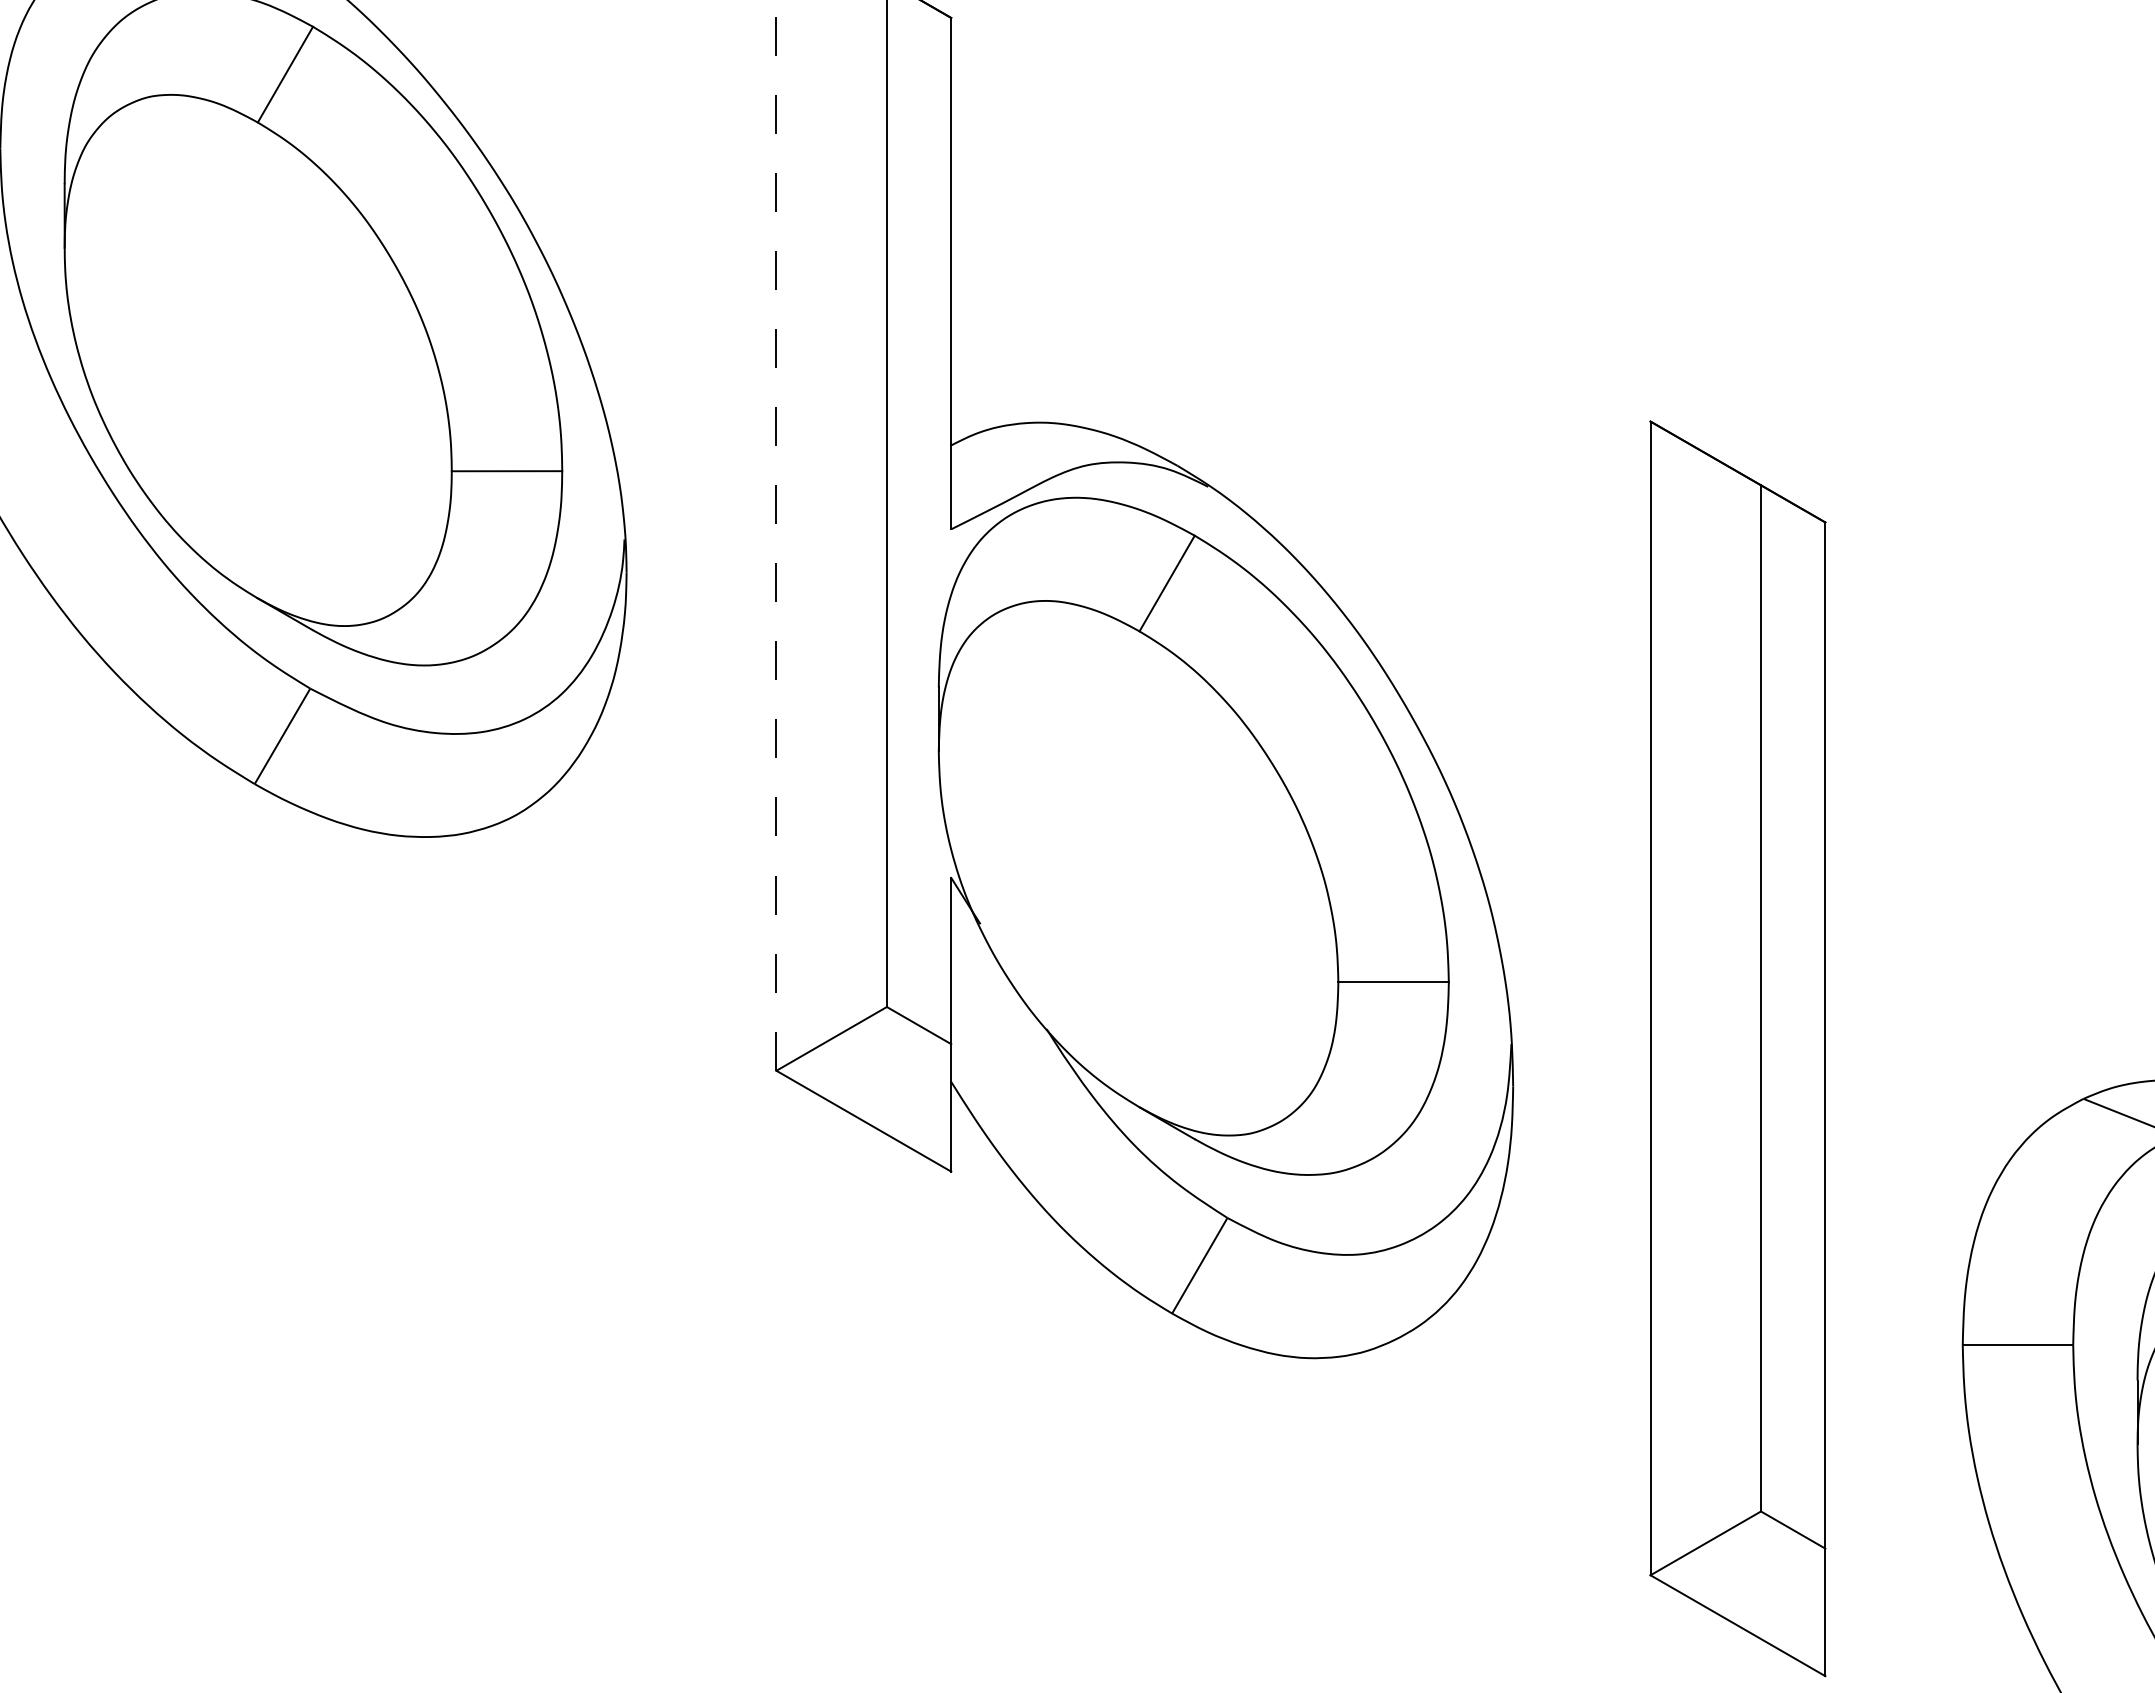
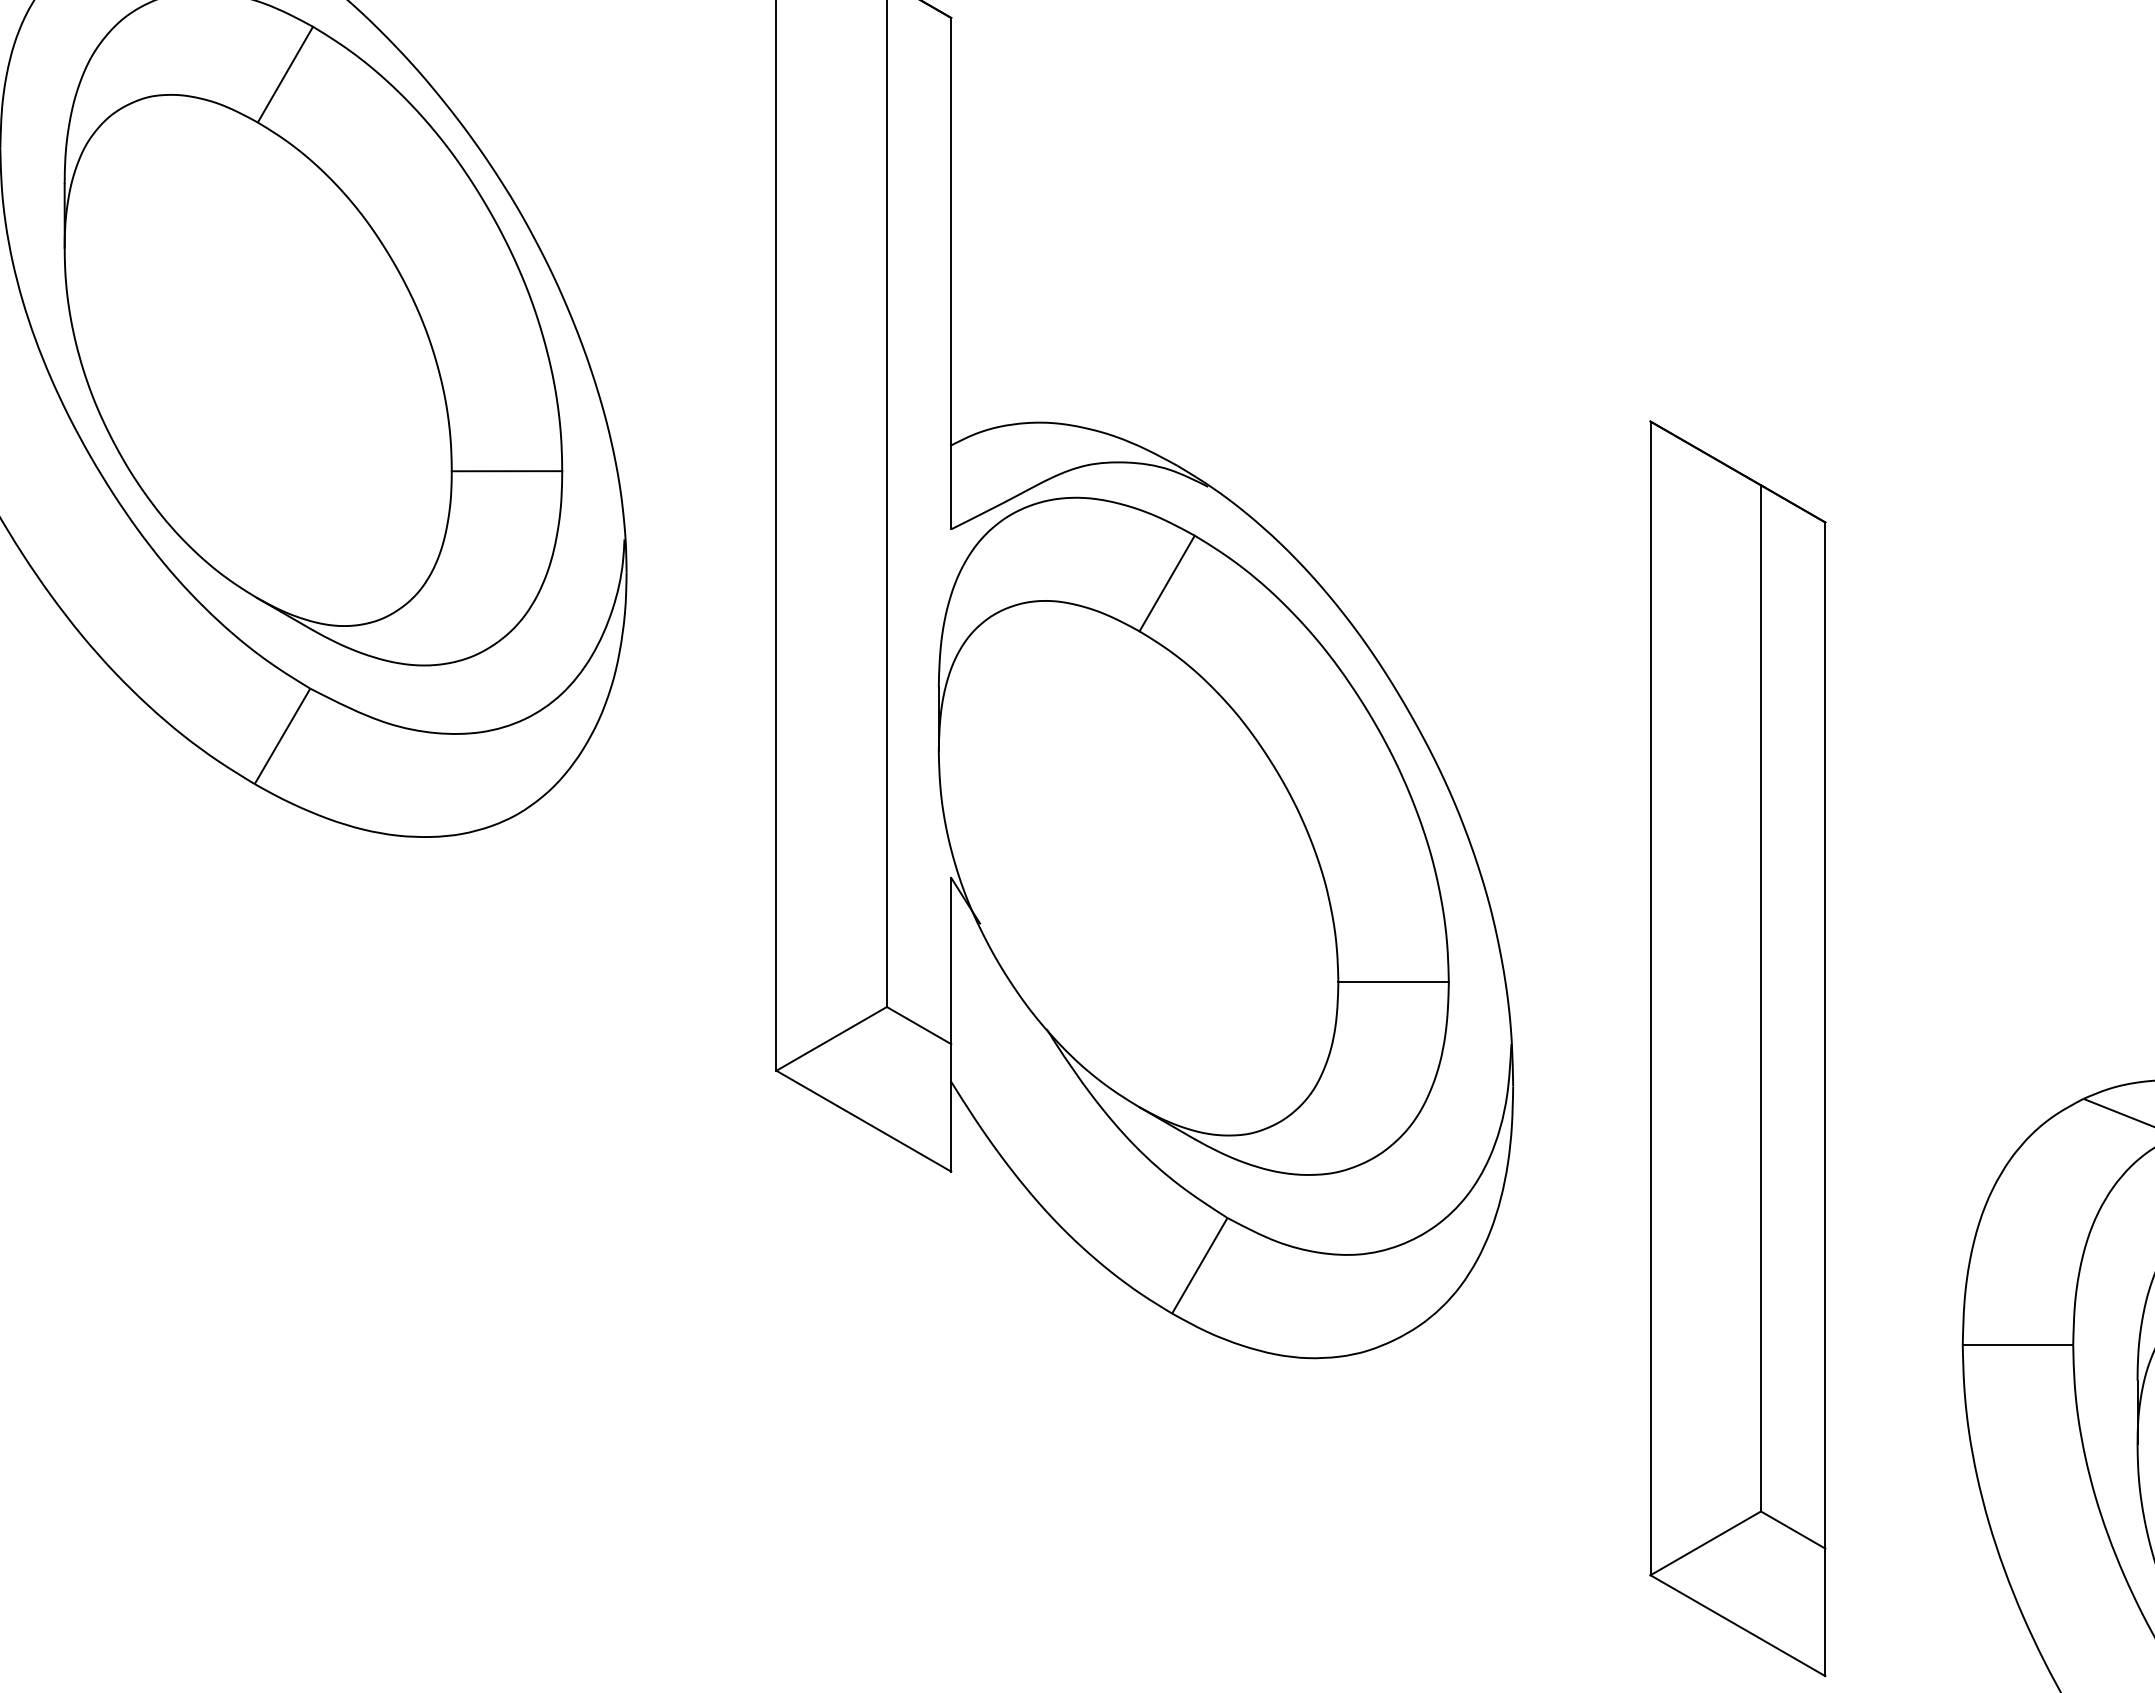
line: dashed -> solid (776, 534)
